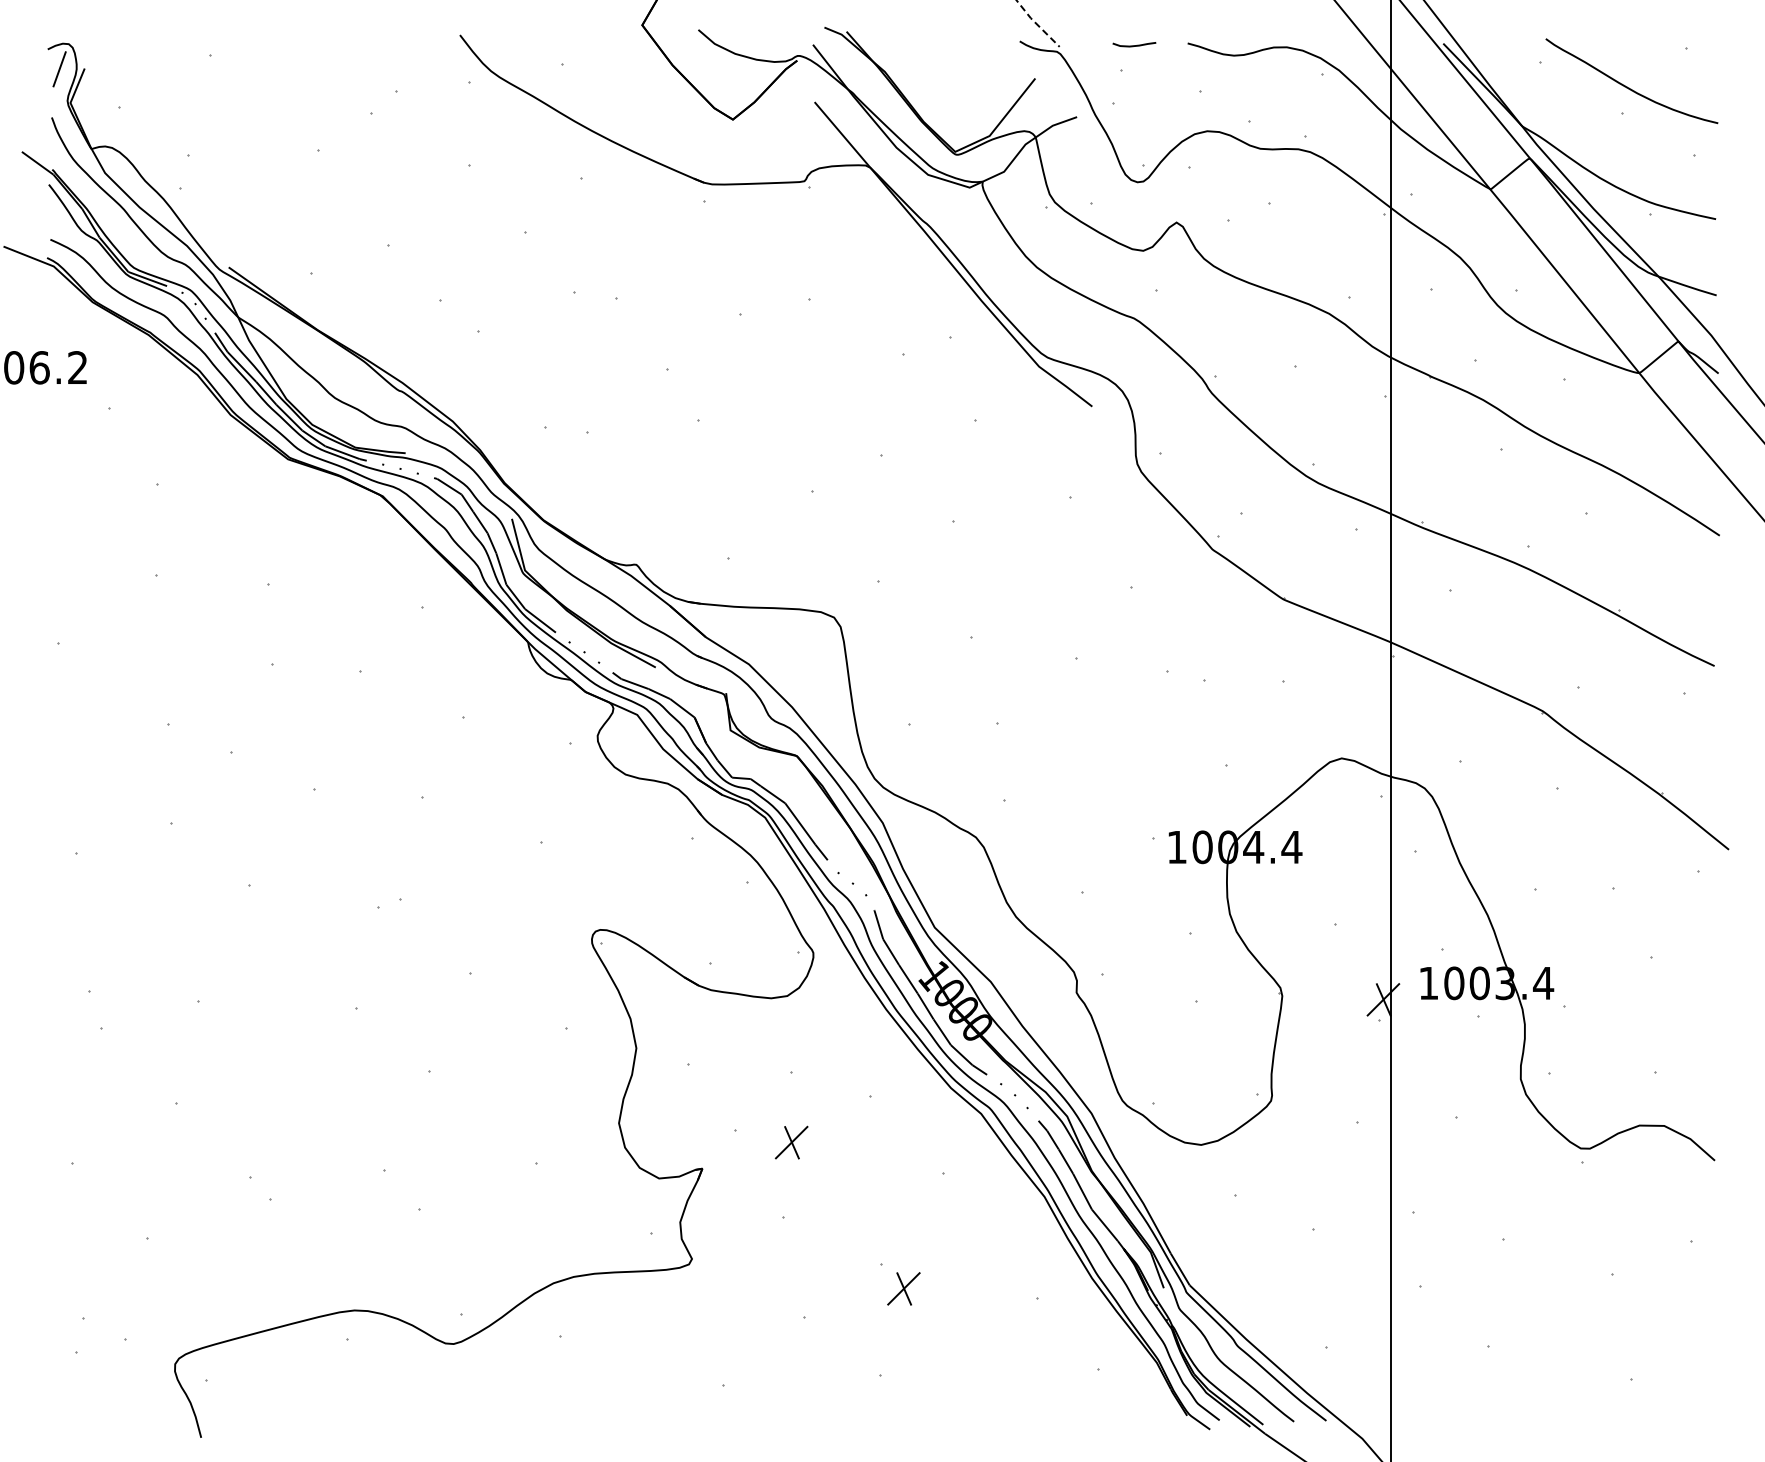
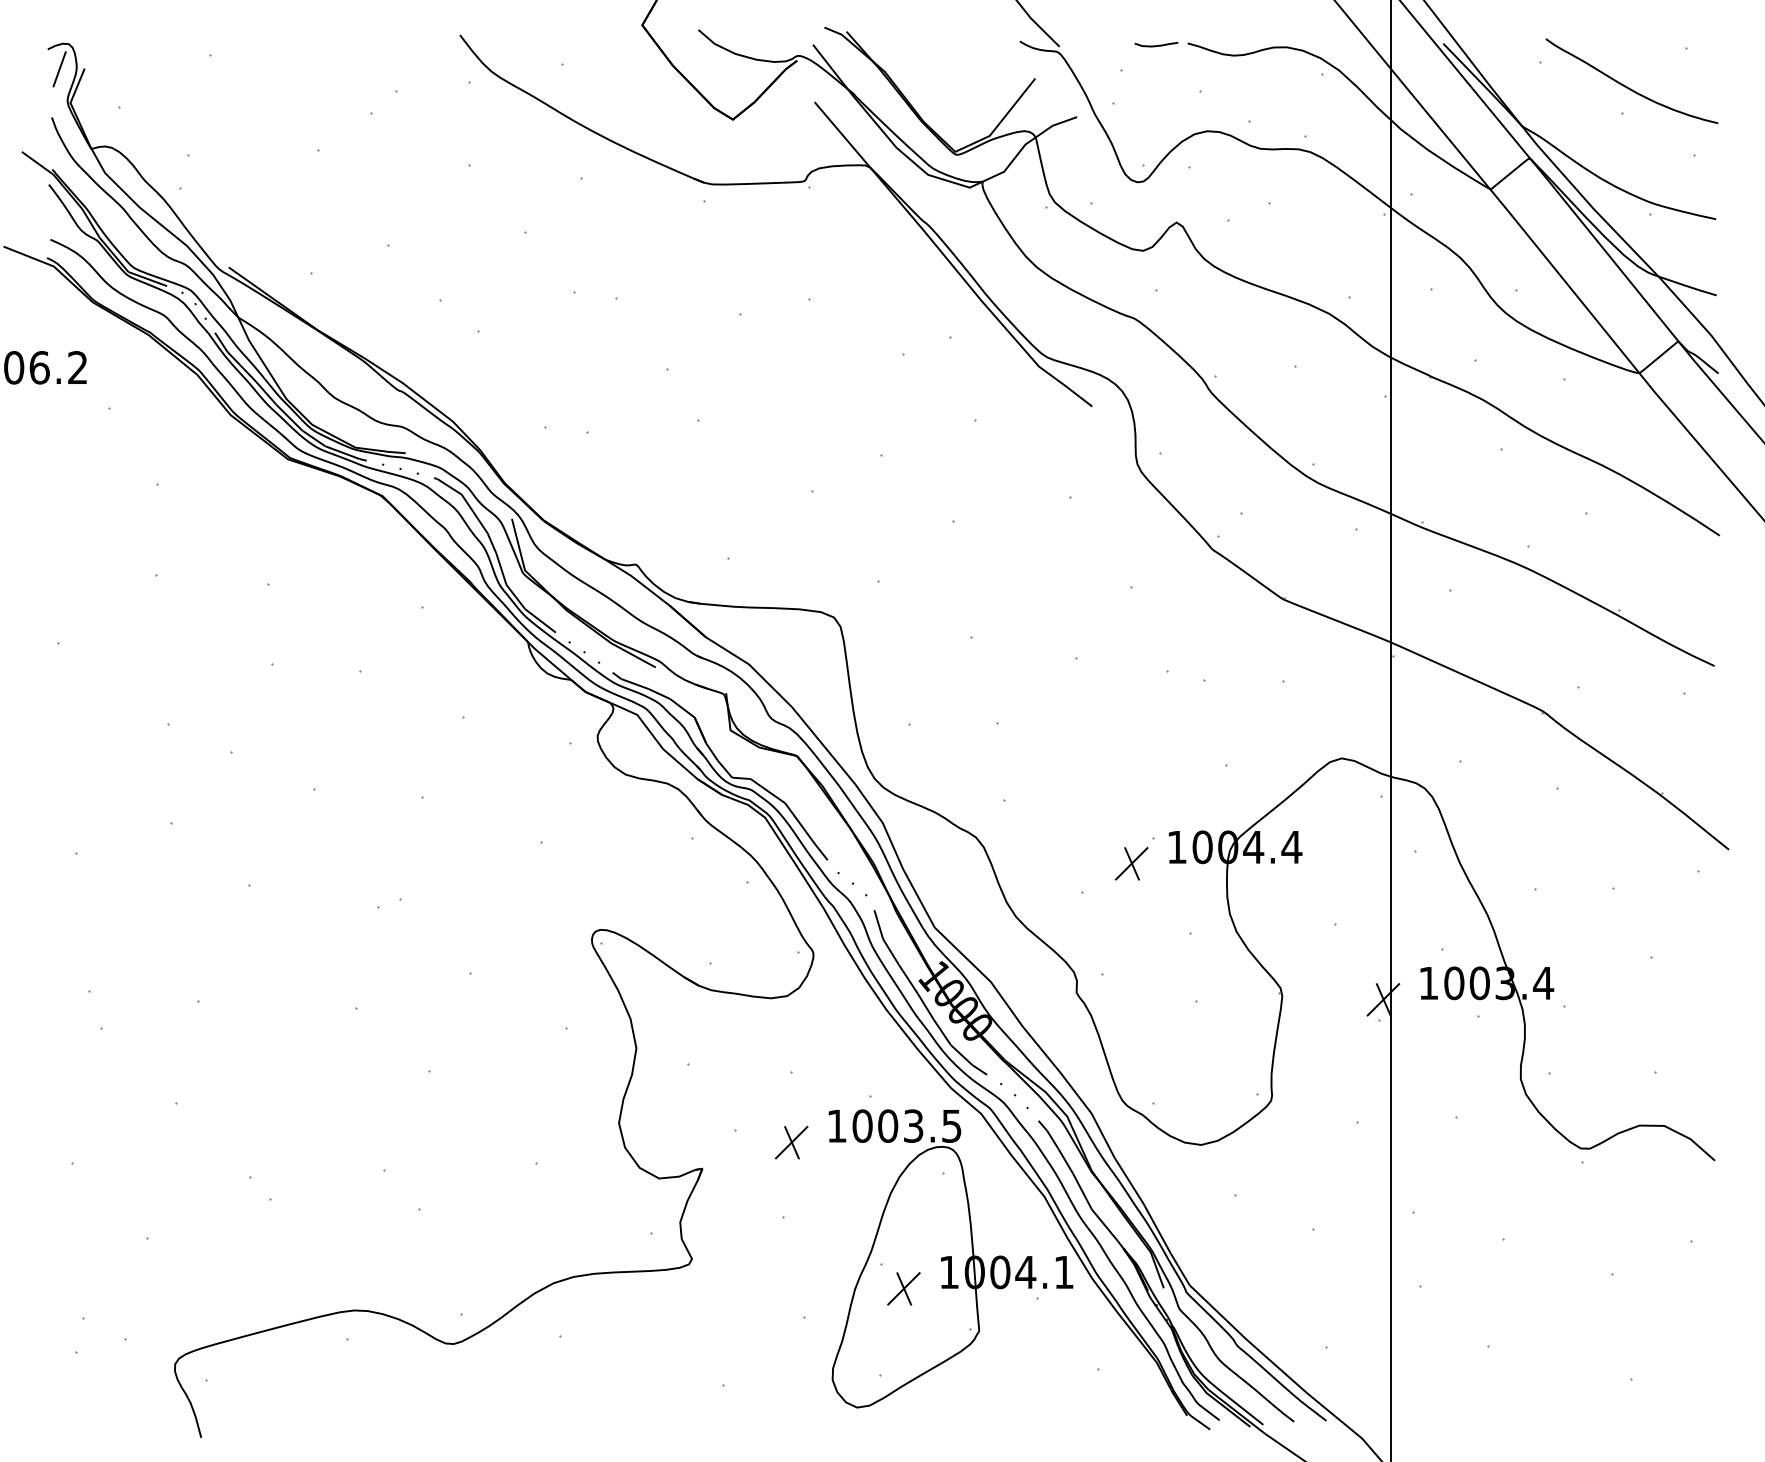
line: dashed -> solid (1037, 24)
curve position: (1134, 45) -> (1156, 45) (1156, 45)
part: none -> present (1131, 863)
part: none -> present (950, 1258)
